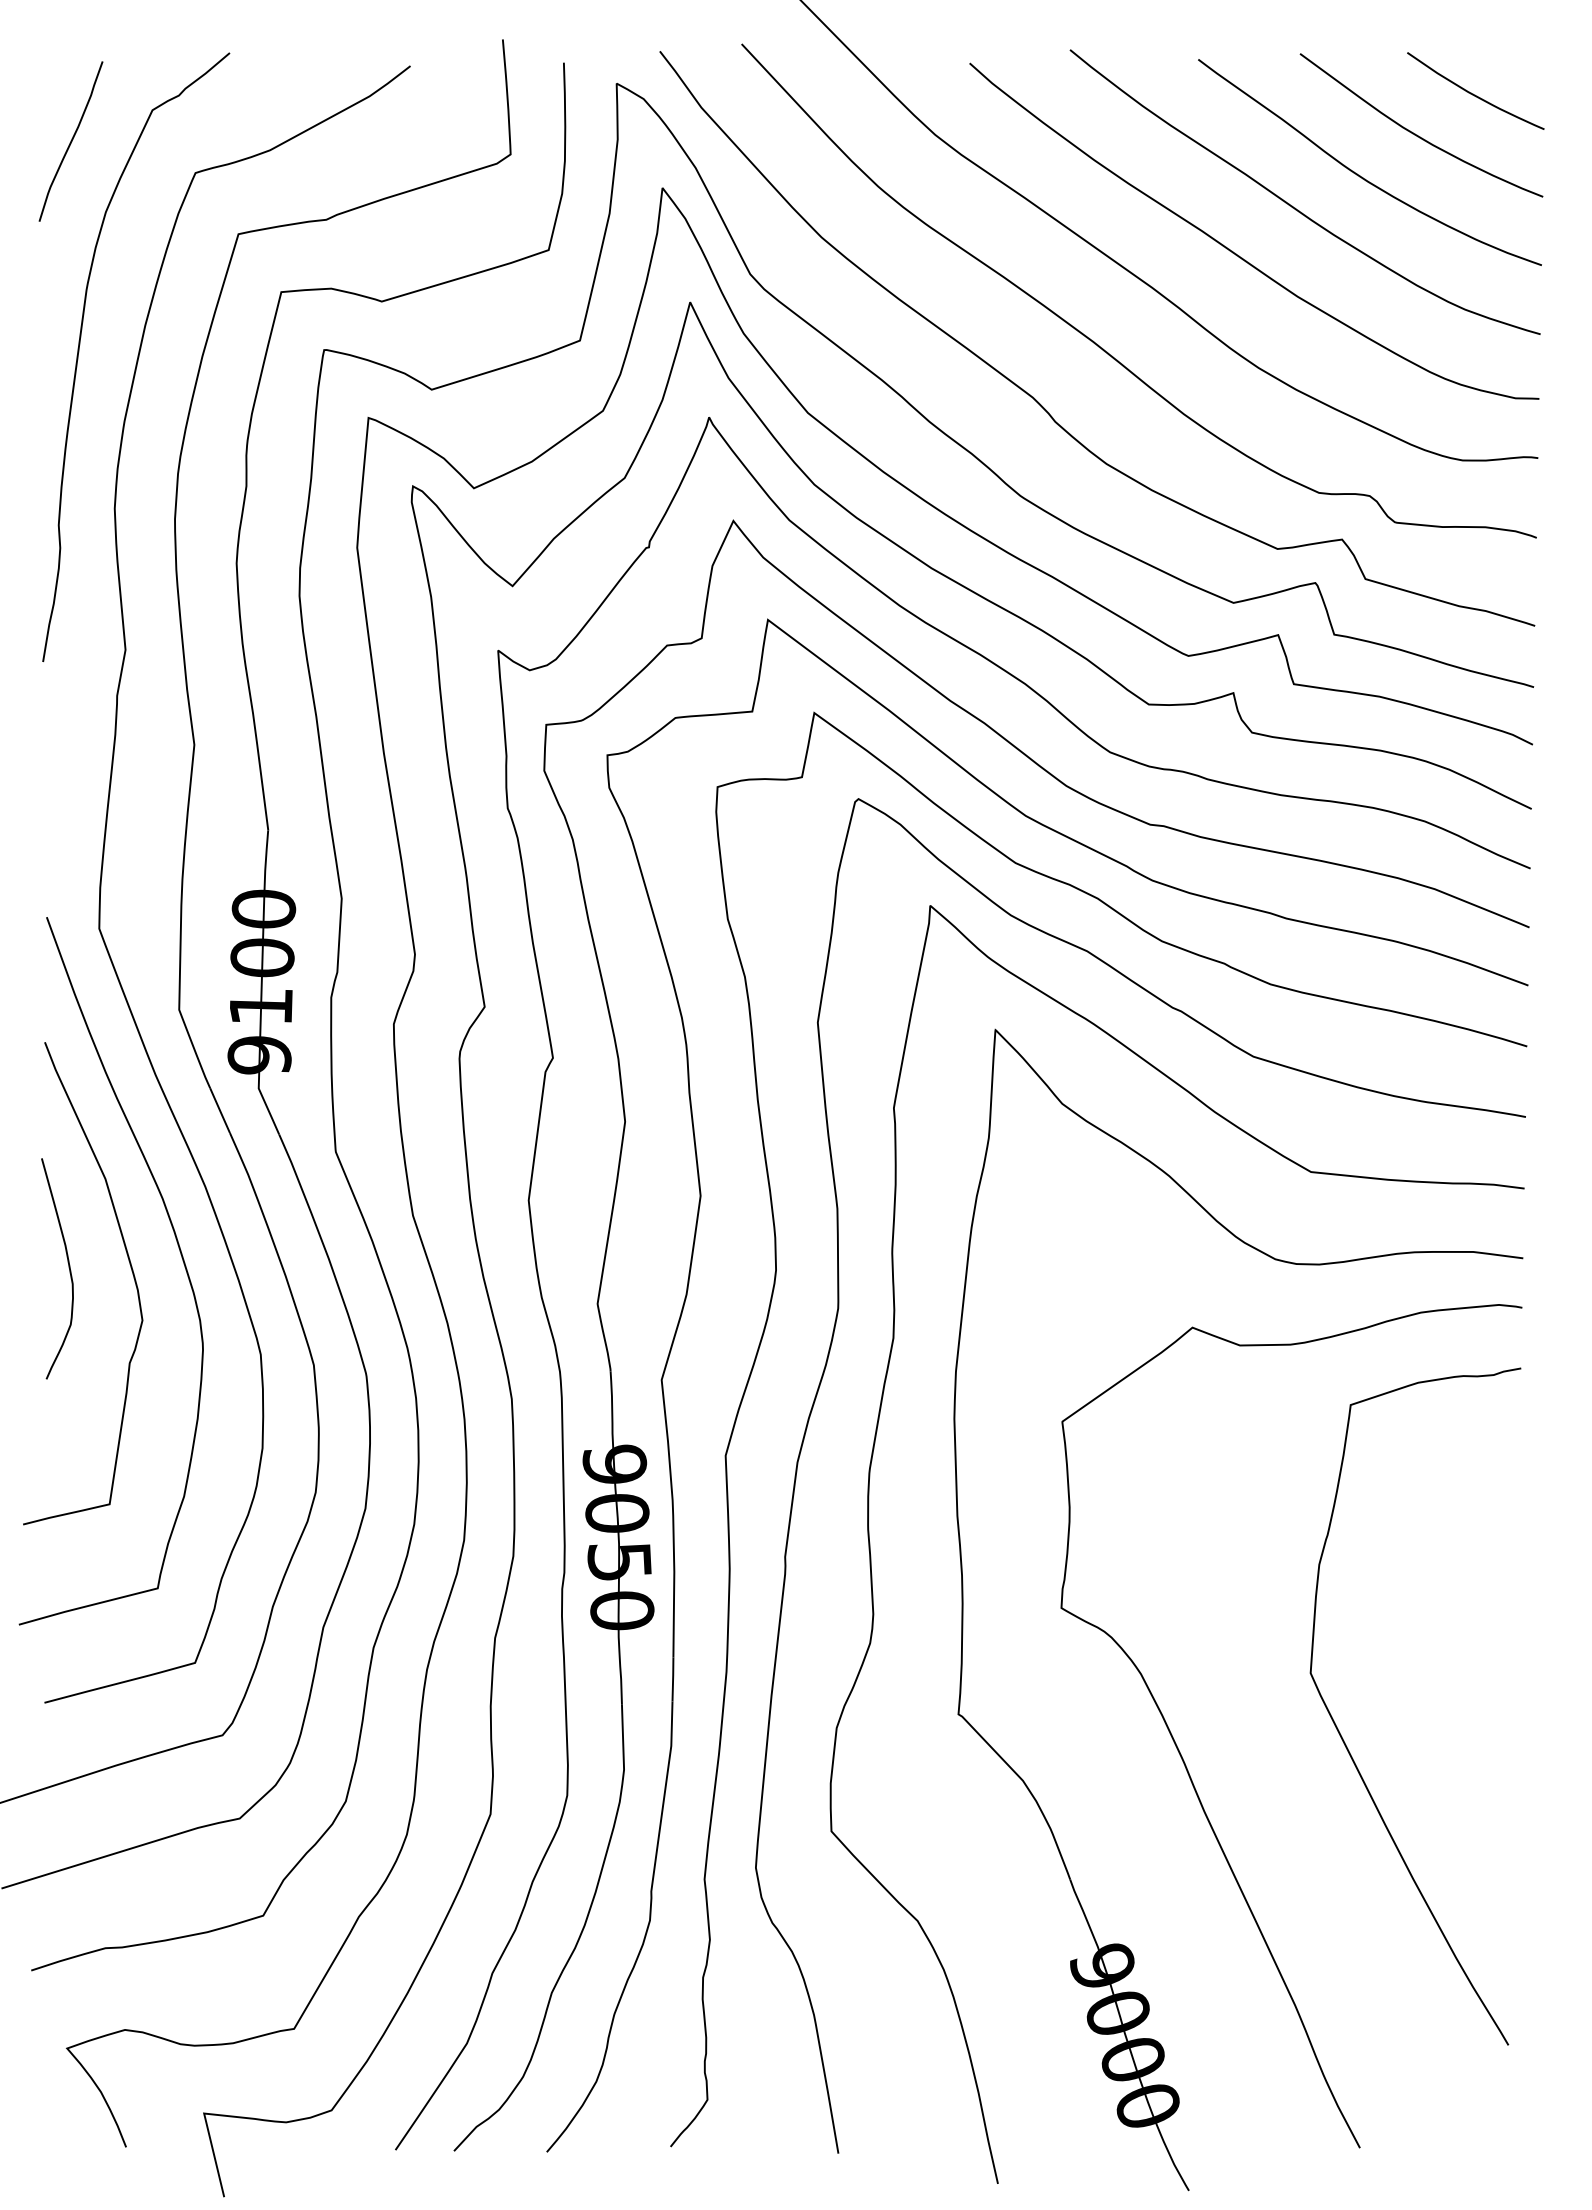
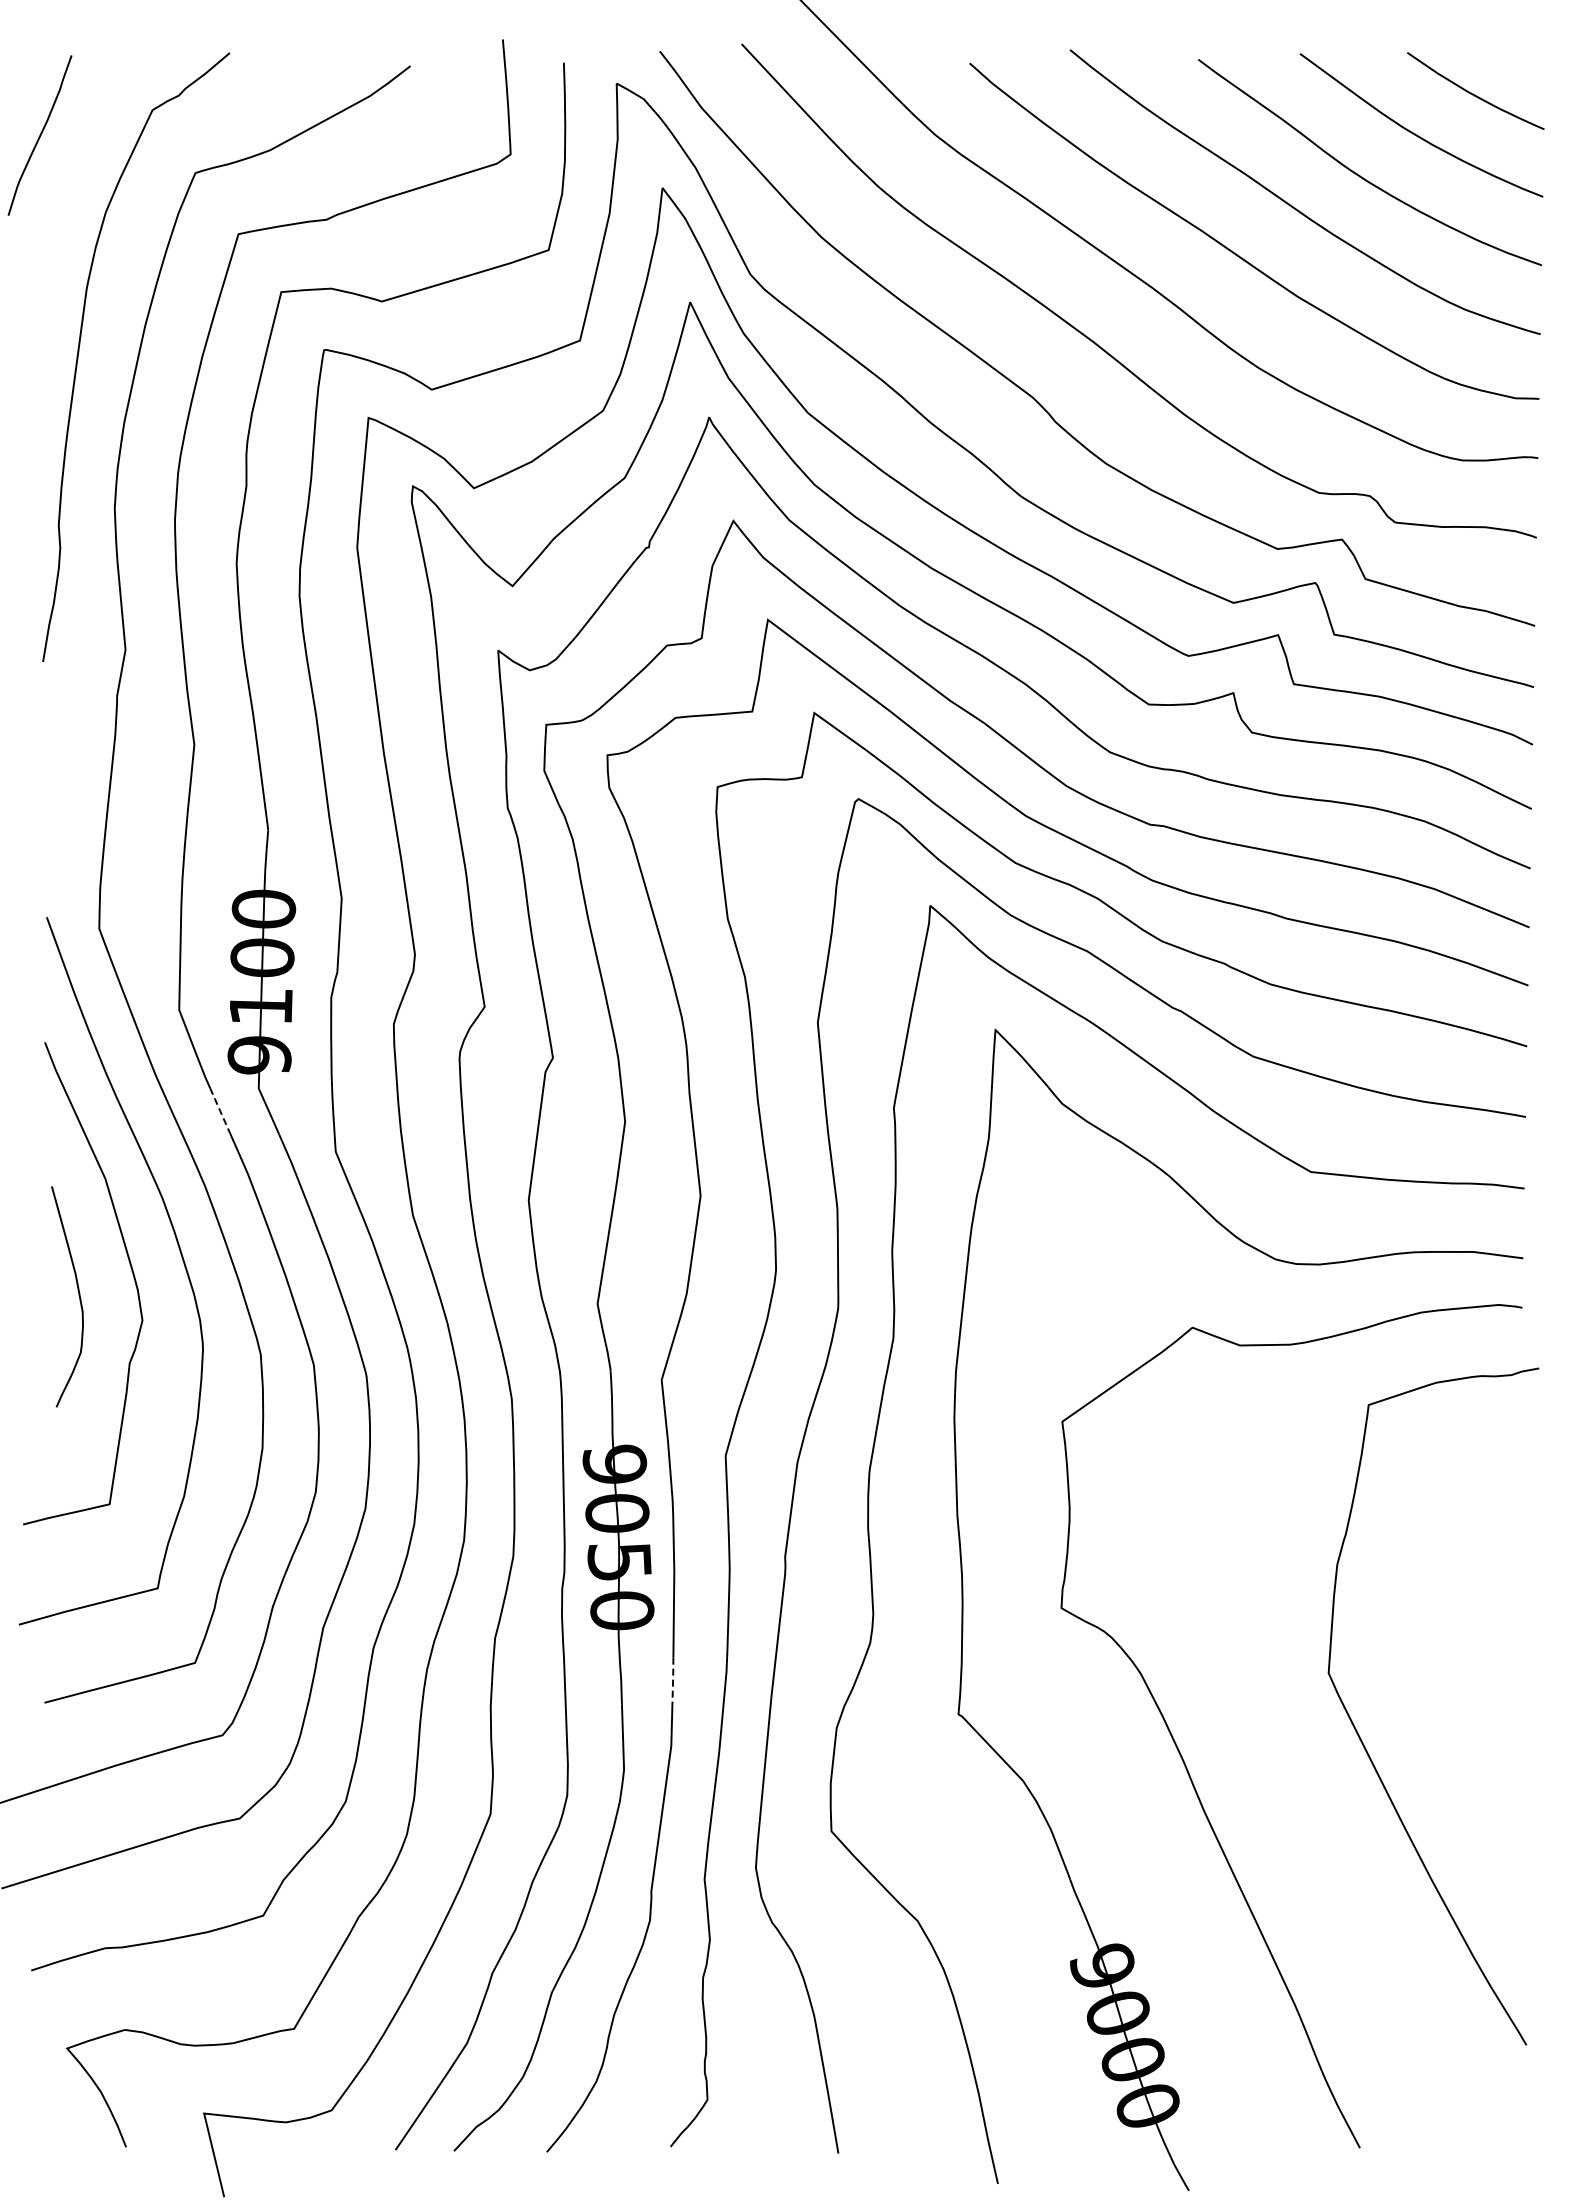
curve position: (70, 141) -> (39, 135) (39, 135)
line: solid -> dashed (220, 1111)
curve position: (68, 1267) -> (78, 1295) (78, 1295)
line: solid -> dashed (673, 1679)
curve position: (1345, 1742) -> (1363, 1742) (1363, 1742)
